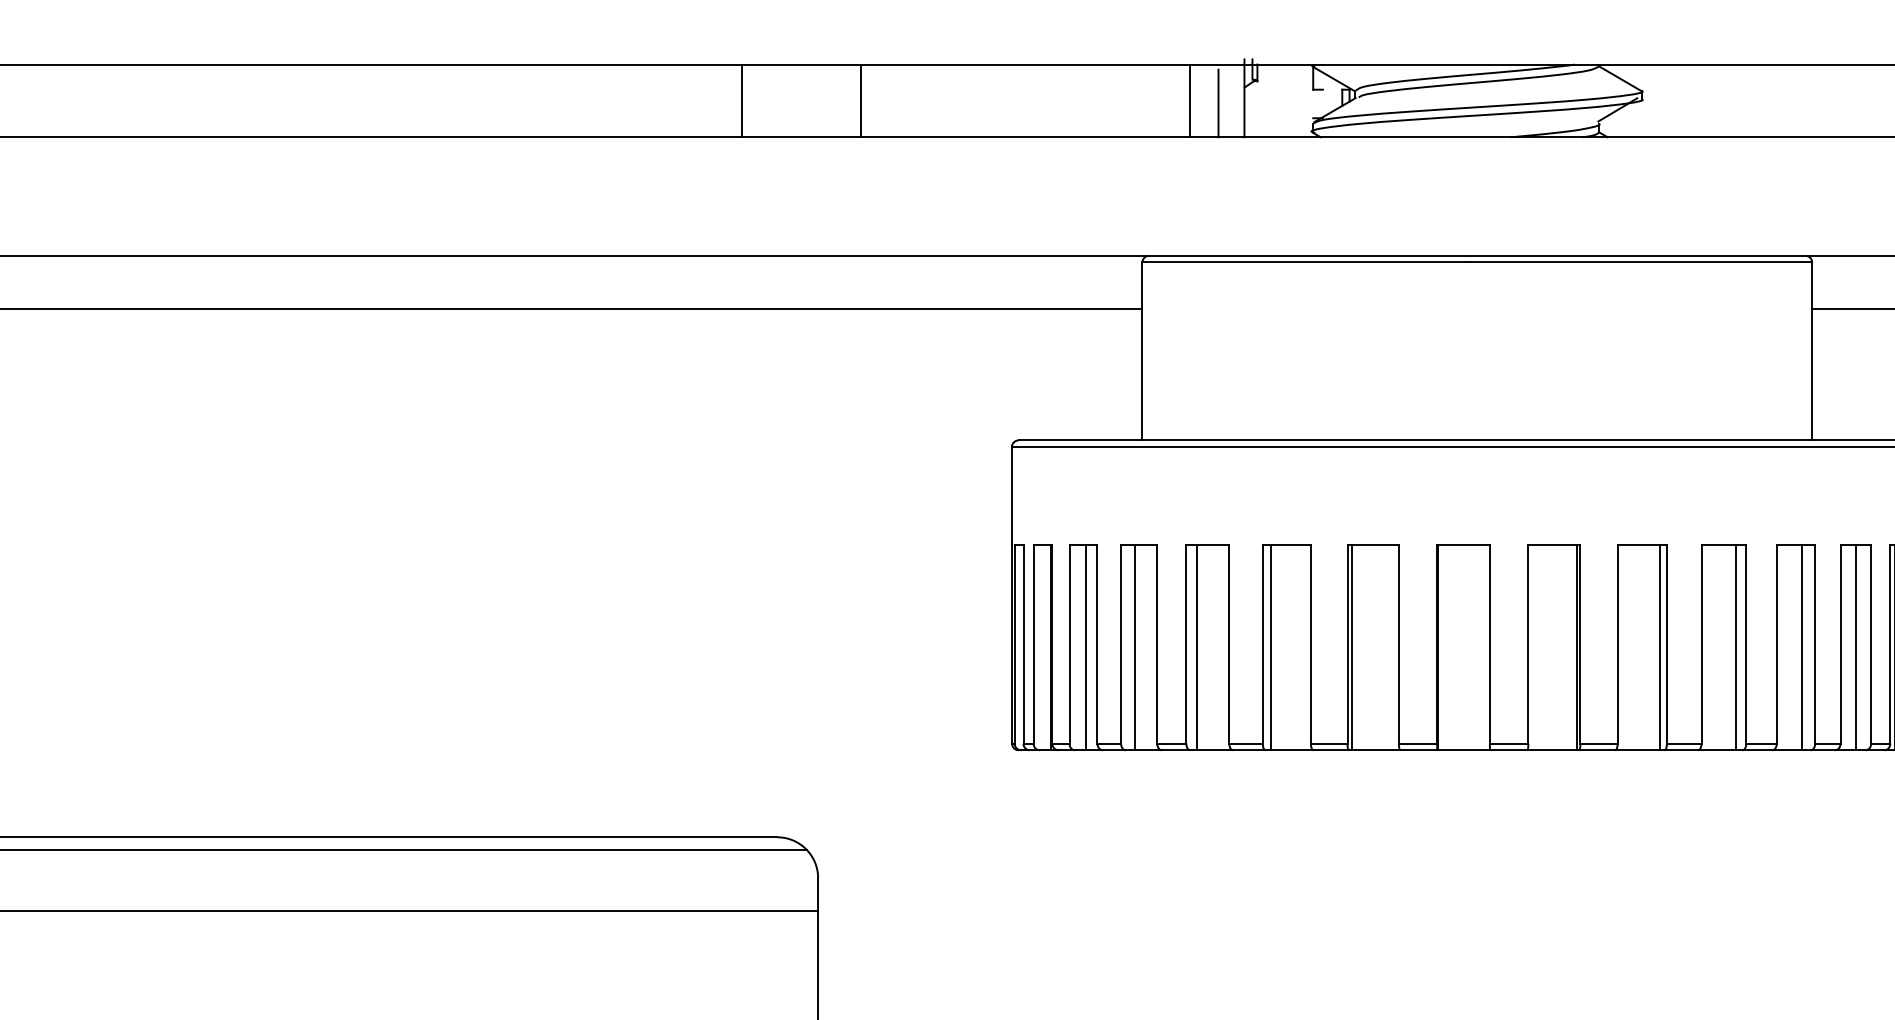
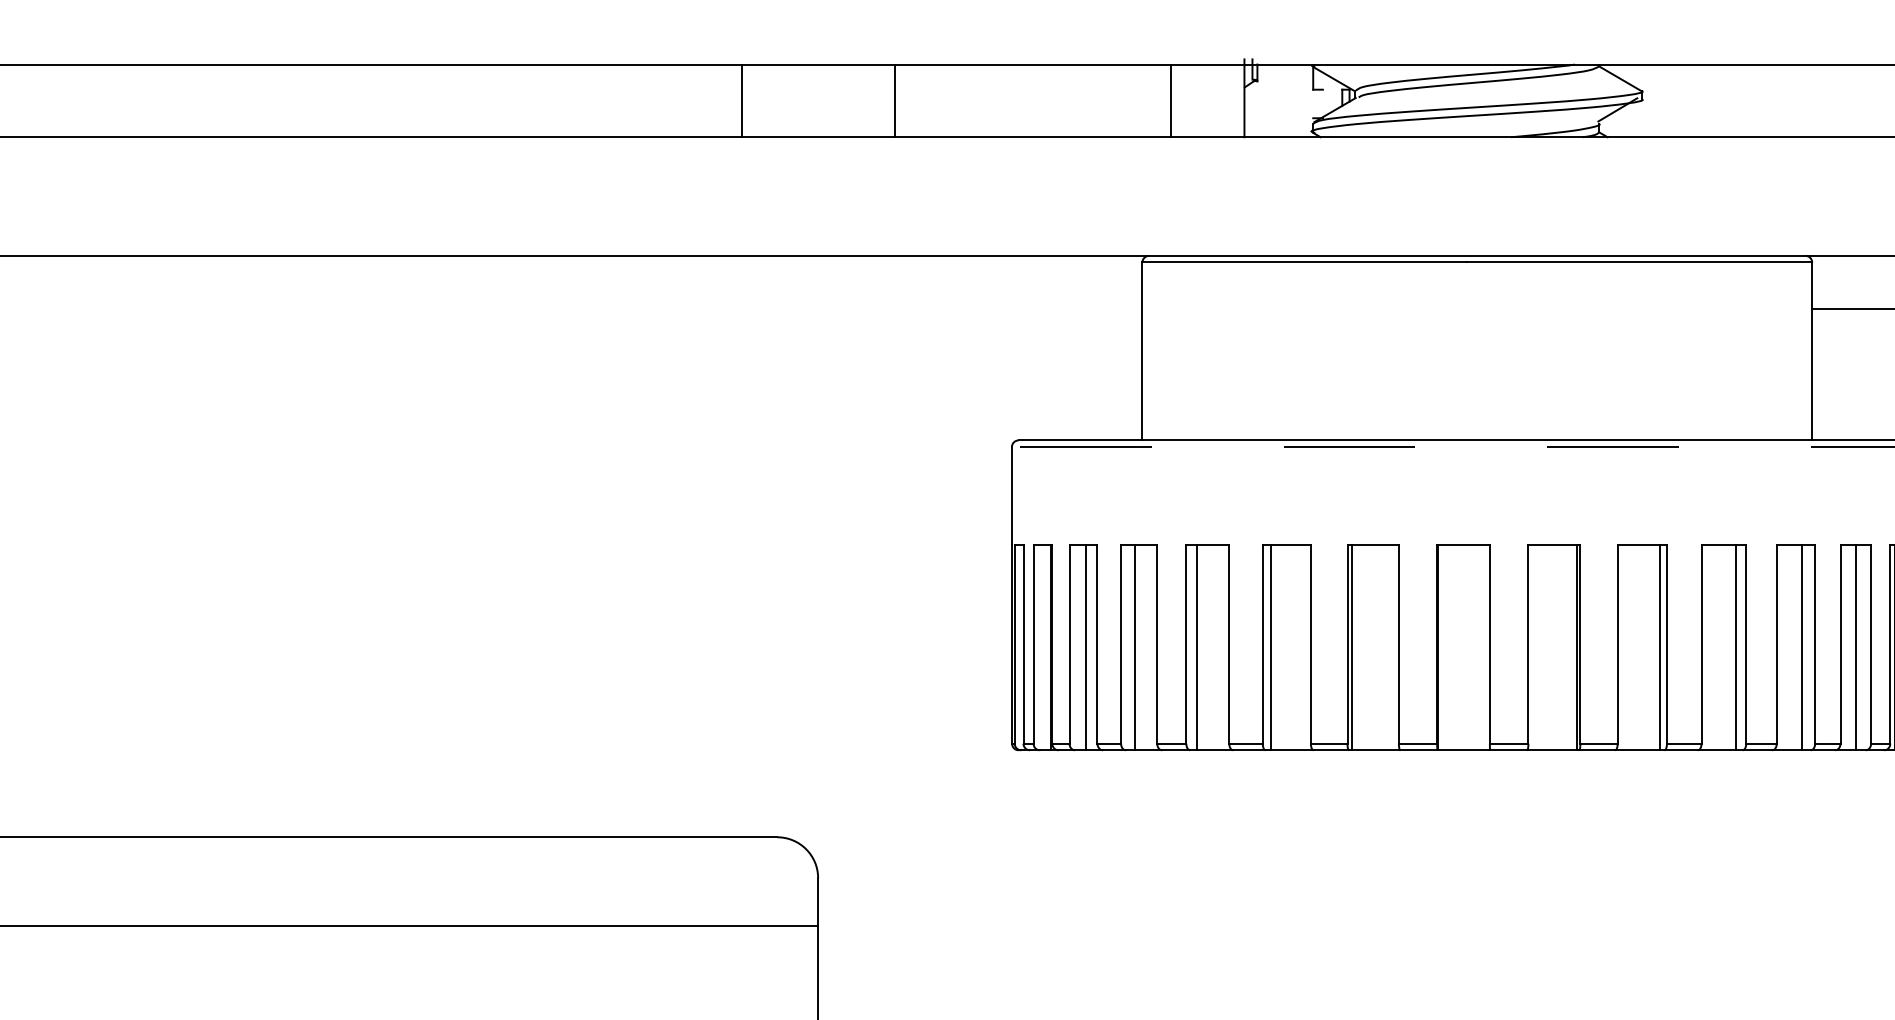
line position: (860, 100) -> (894, 100) (894, 100)
line position: (1190, 100) -> (1171, 100) (1171, 100)
line: present -> none (1218, 103)
line: present -> none (572, 308)
line: solid -> dashed (1452, 447)
line: present -> none (404, 850)
line position: (410, 911) -> (410, 926) (410, 926)
